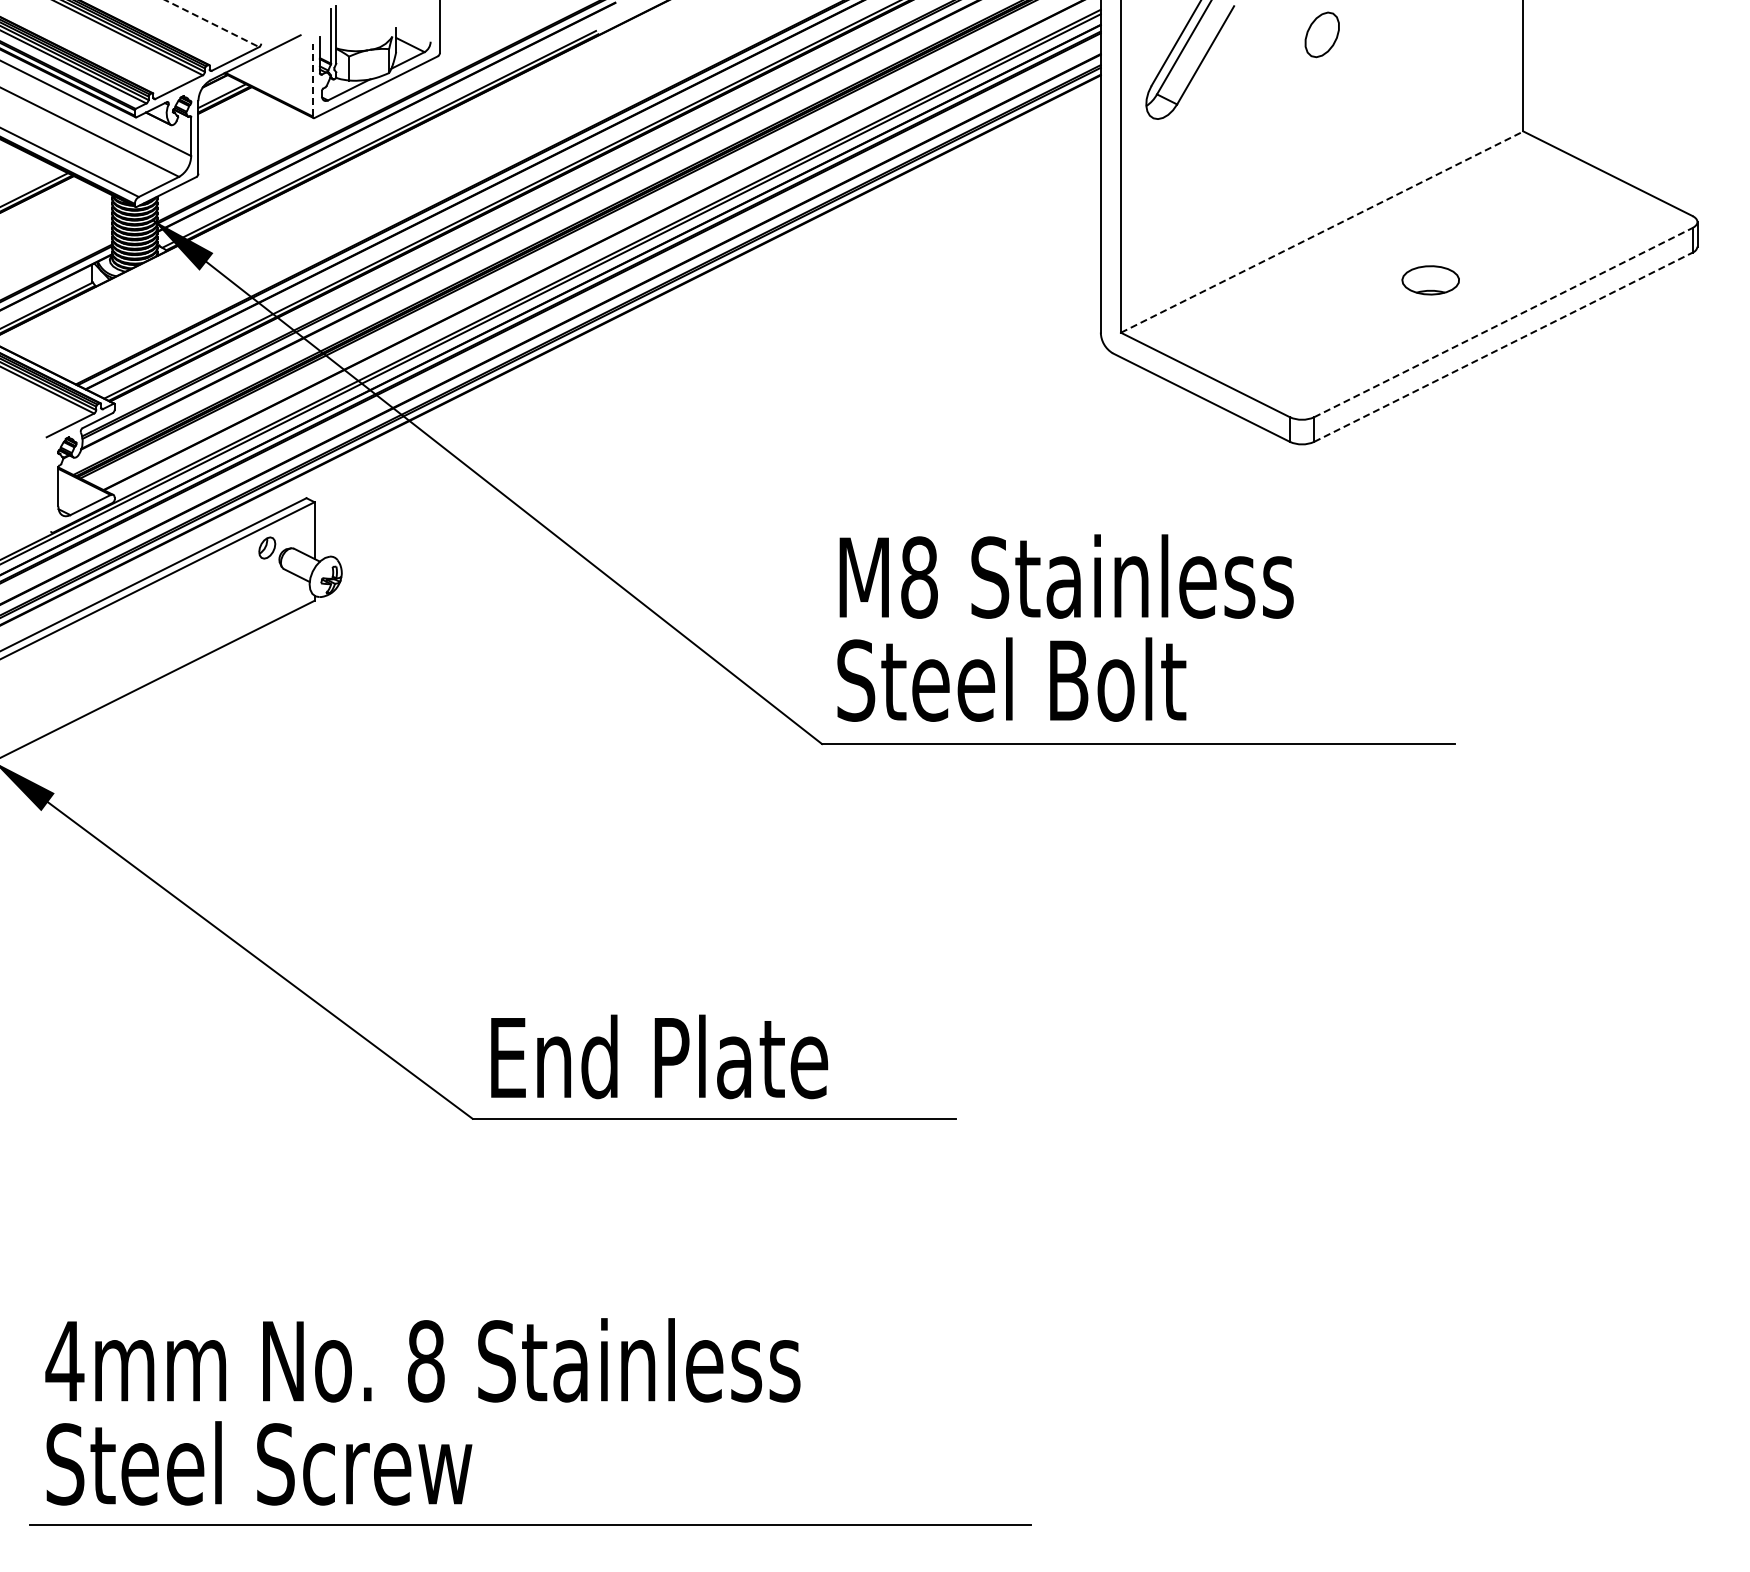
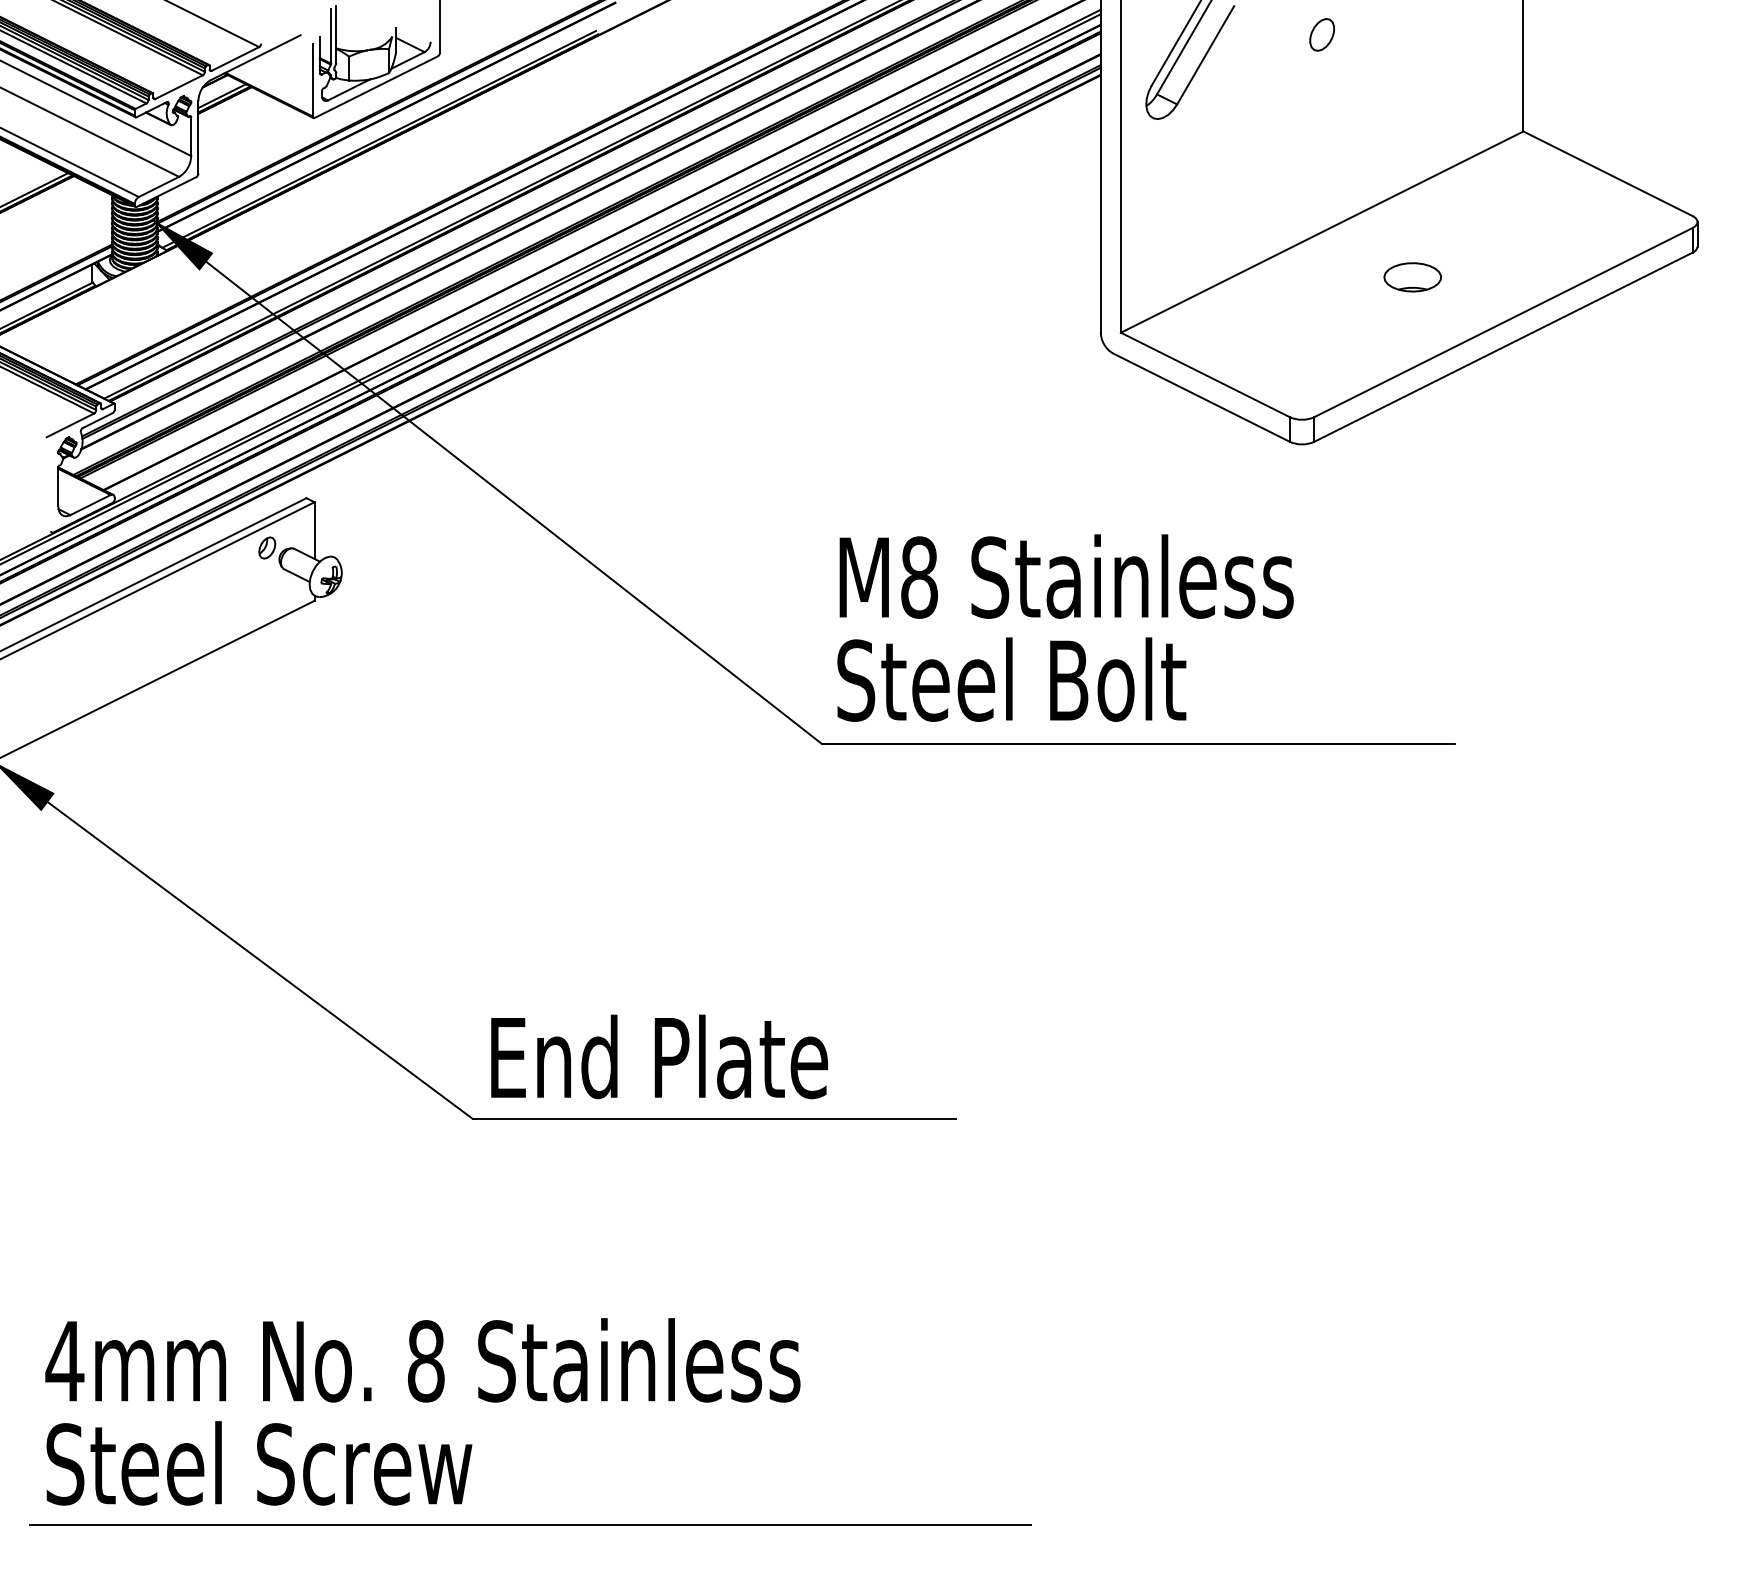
line: dashed -> solid (212, 23)
part size: 36x48 px -> 26x34 px (1321, 34)
line: dashed -> solid (312, 79)
line: dashed -> solid (1322, 231)
part position: (1430, 280) -> (1412, 277) (1412, 277)
line: dashed -> solid (1503, 322)
line: dashed -> solid (1503, 347)
